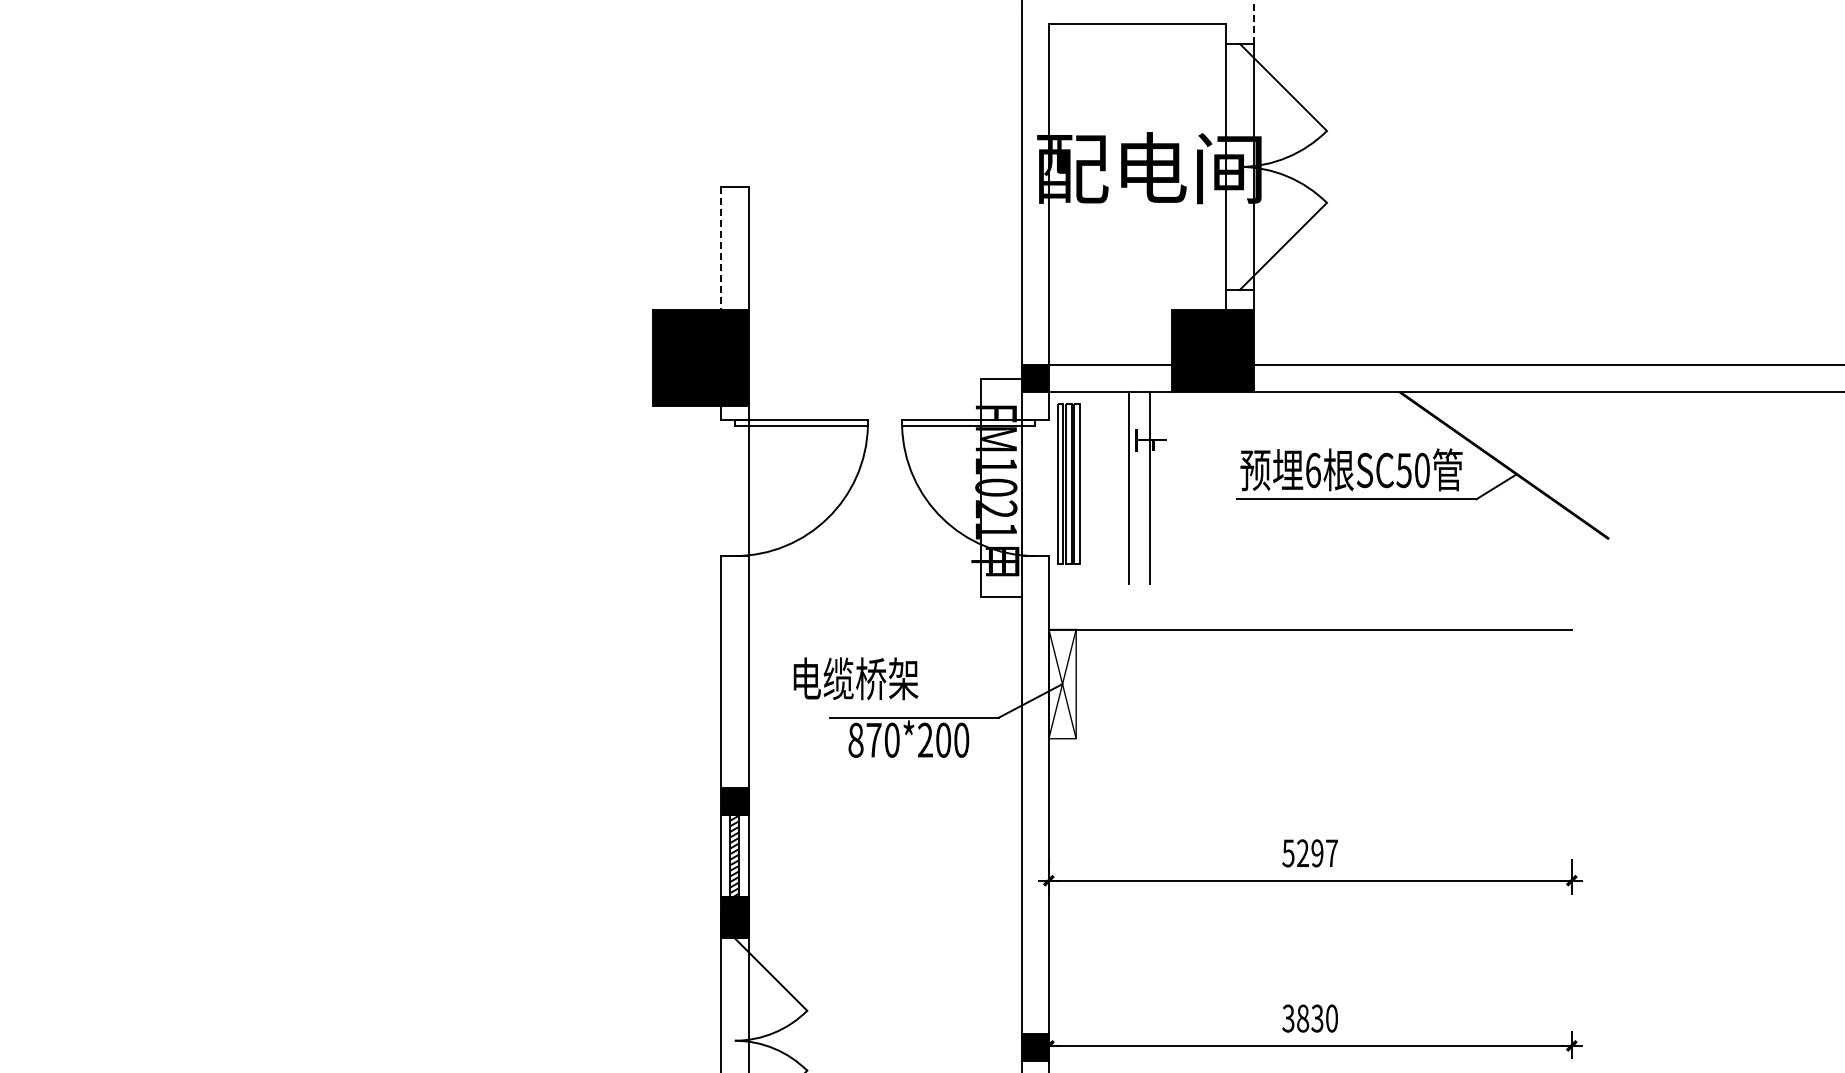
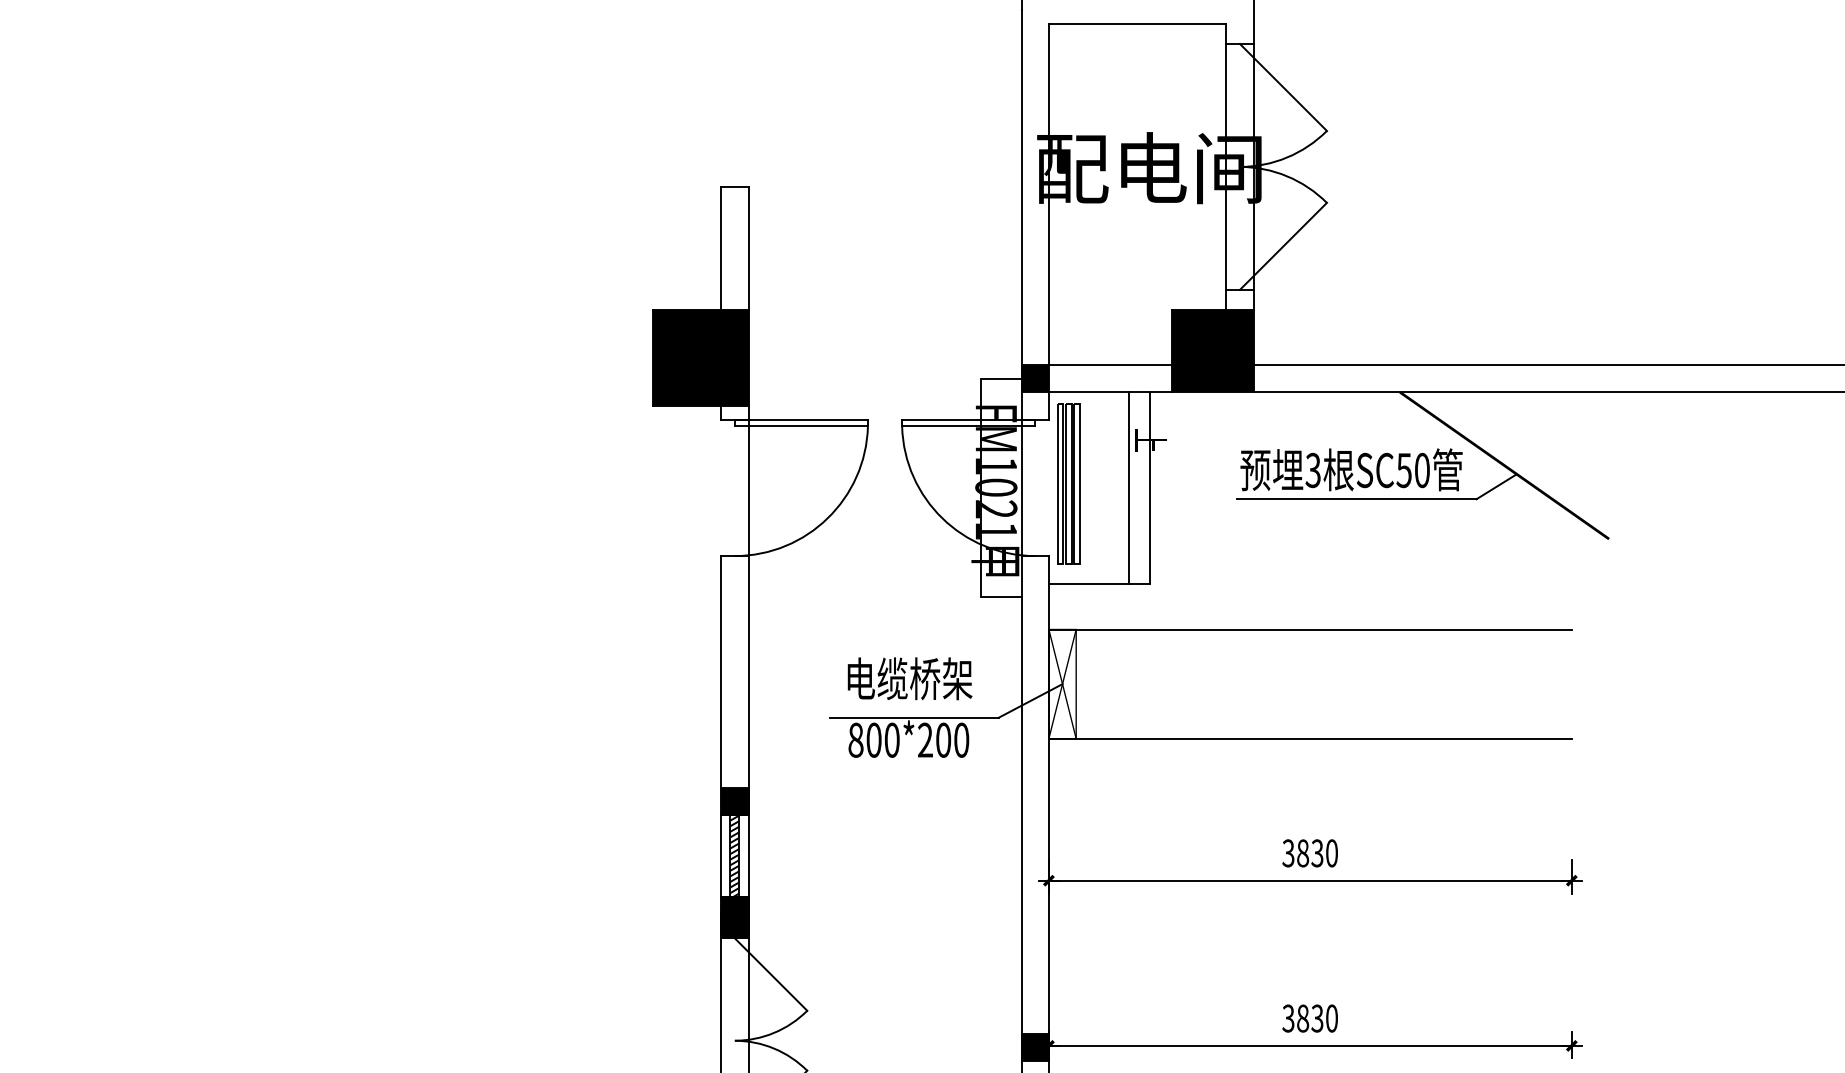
line: dashed -> solid (1253, 22)
line: dashed -> solid (721, 249)
text: 6 -> 3 (1312, 470)
line: none -> present (1098, 584)
text position: (855, 678) -> (909, 678) (909, 678)
line: none -> present (1309, 738)
text: 870*200 -> 800*200 (873, 739)
text: 5297 -> 3830 (1309, 853)
